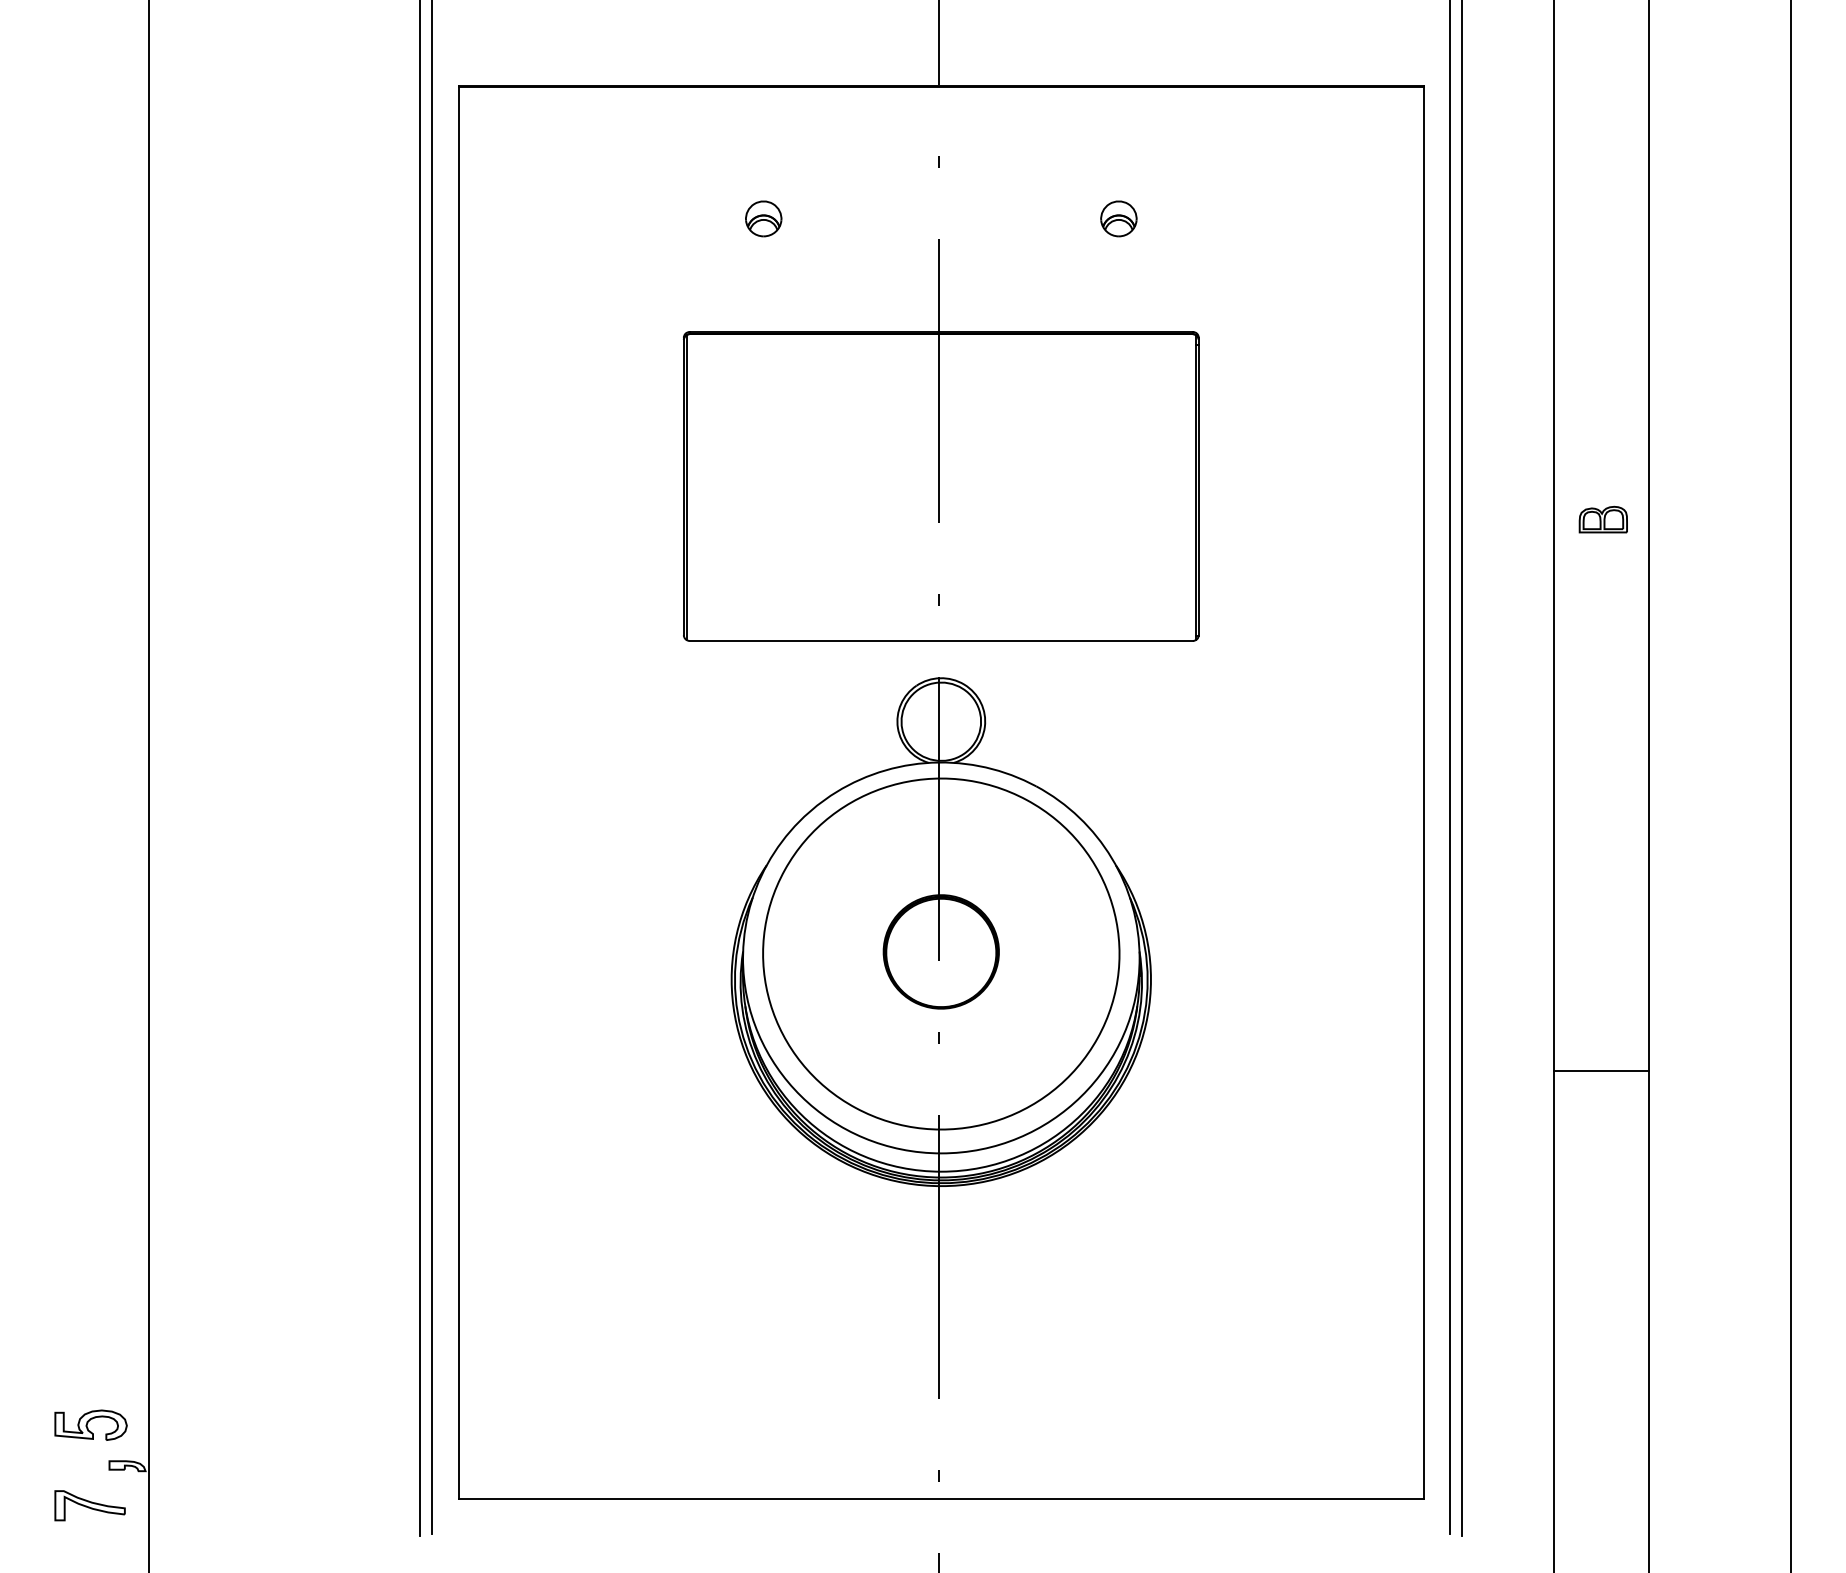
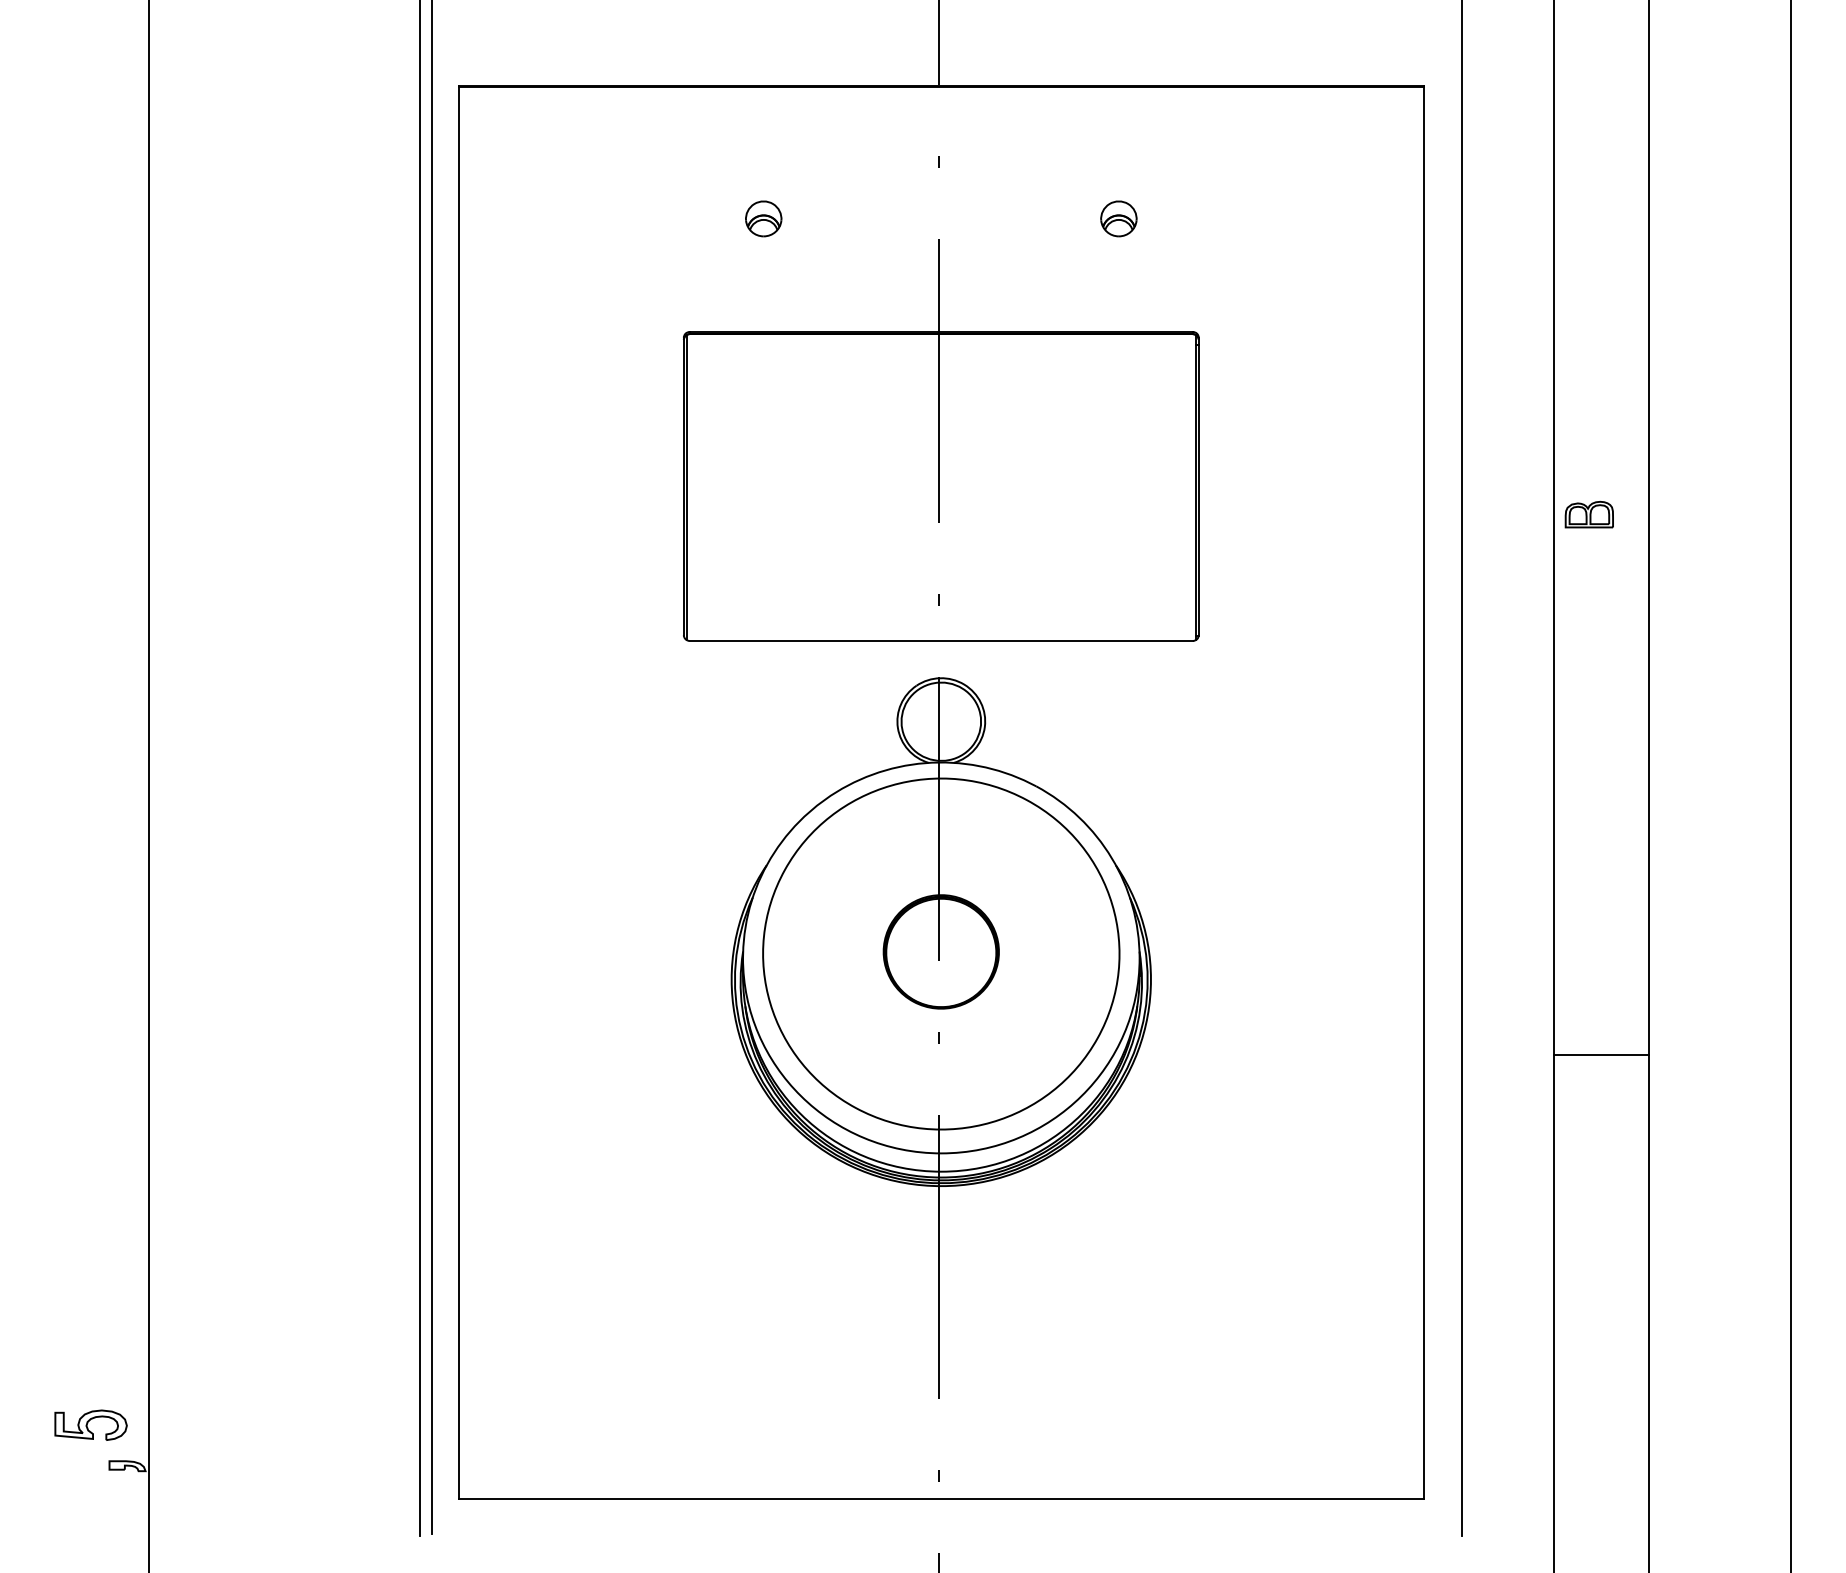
part position: (1602, 519) -> (1588, 514) (1588, 514)
line: present -> none (1450, 768)
line position: (1600, 1070) -> (1600, 1054) (1600, 1054)
part: present -> none (89, 1505)
